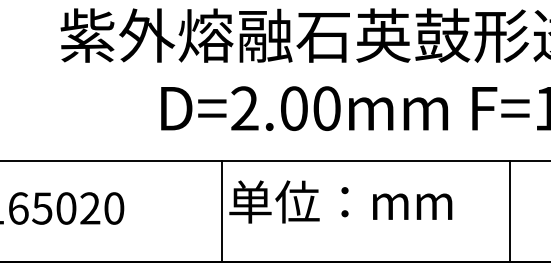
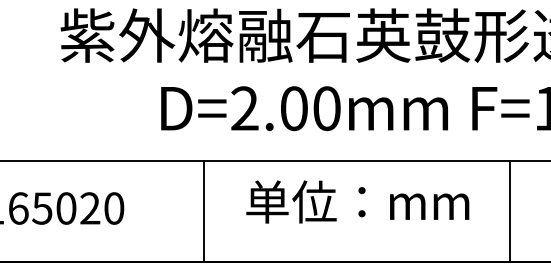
text position: (340, 201) -> (357, 201) (357, 201)
line position: (221, 210) -> (203, 210) (203, 210)
